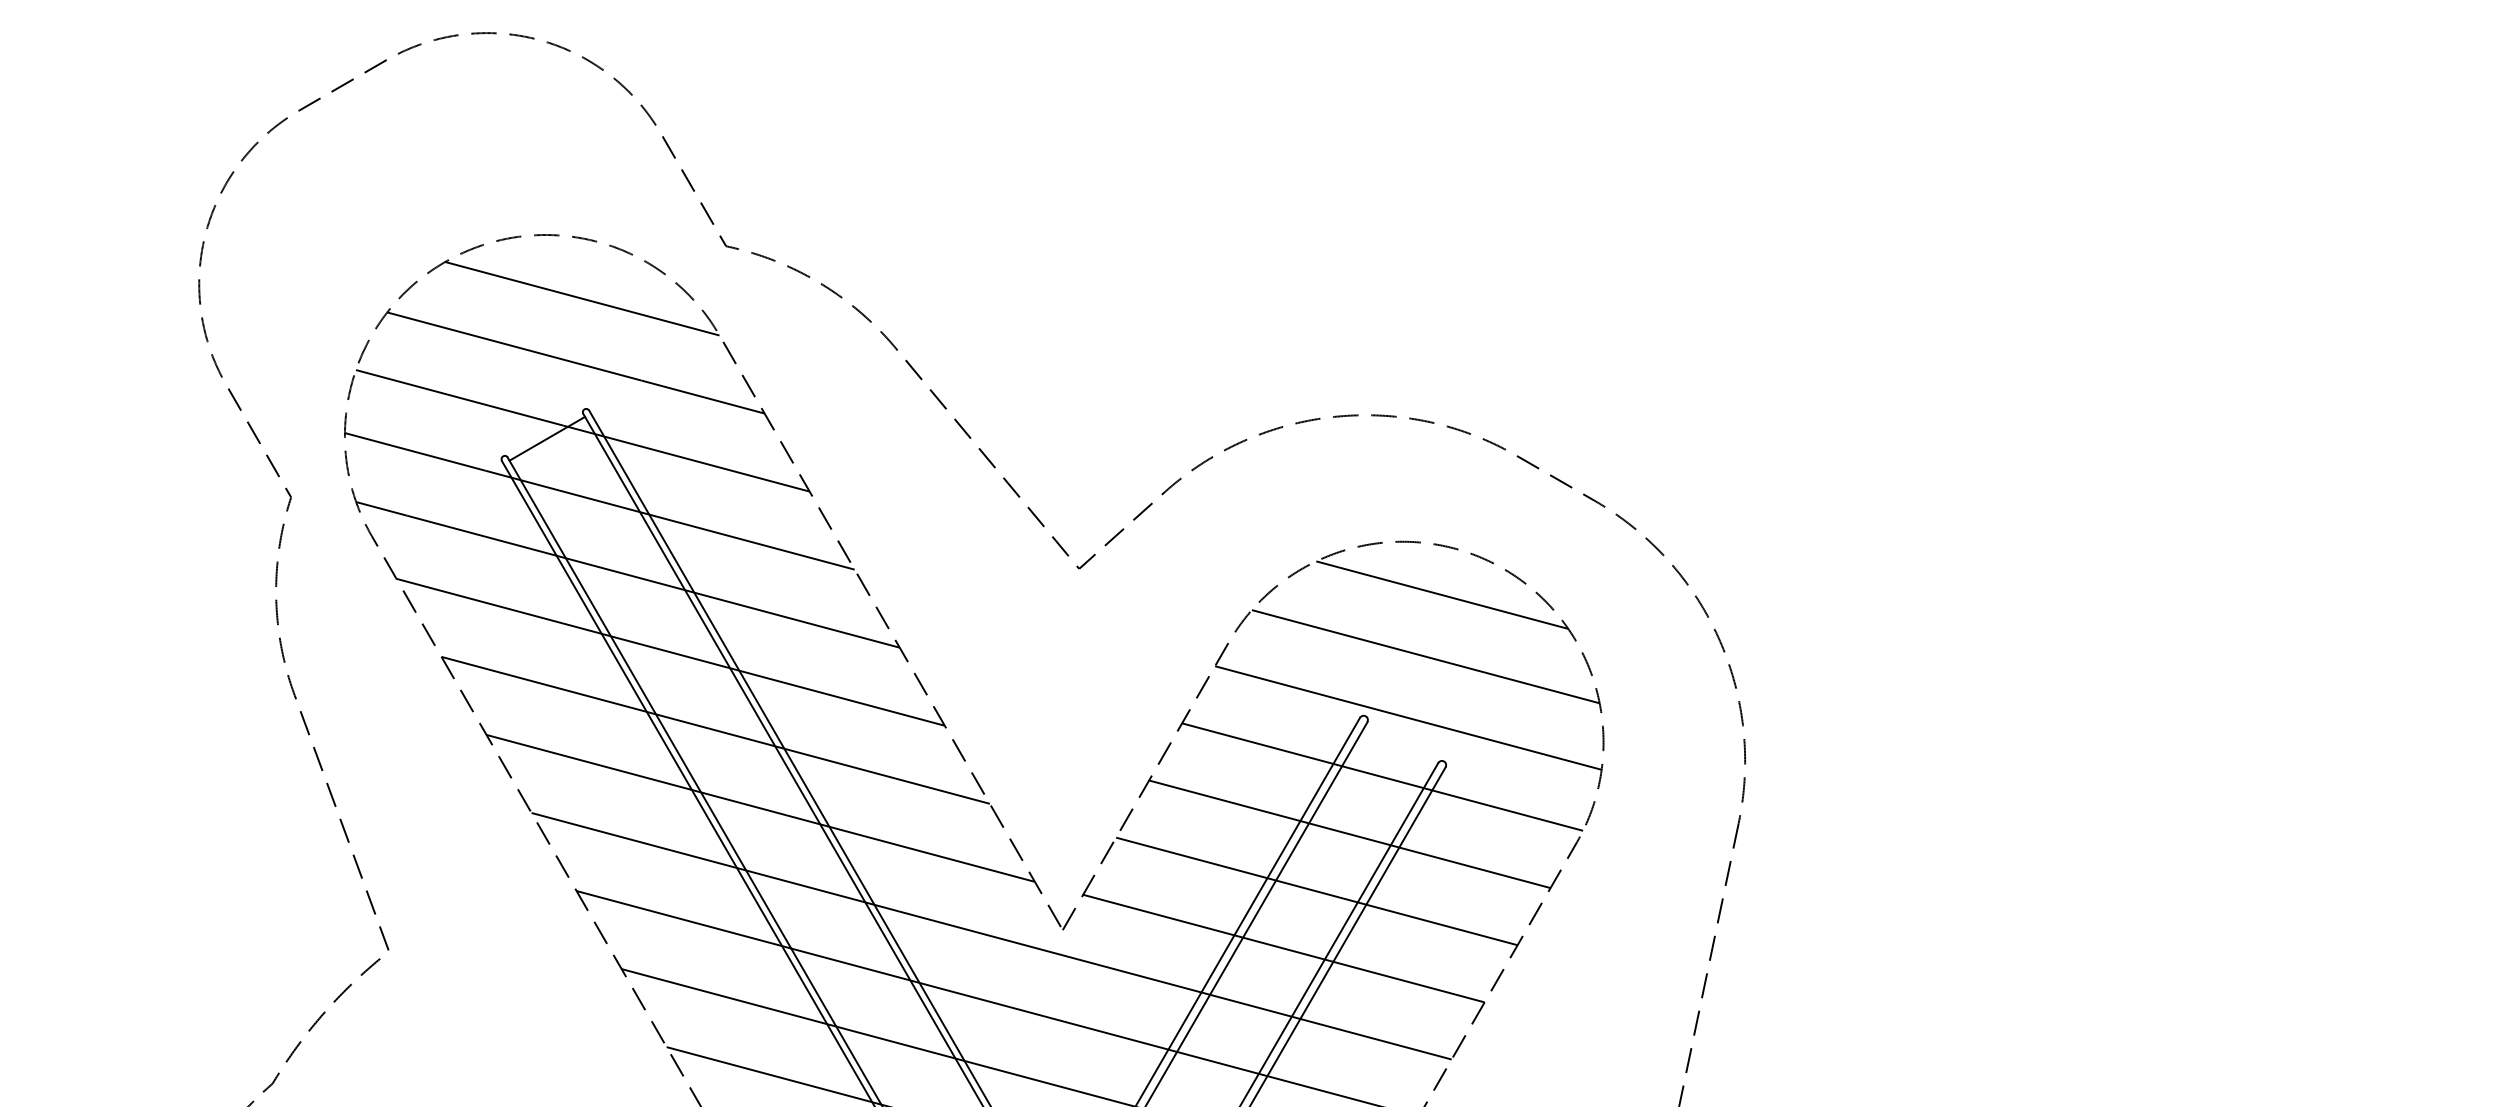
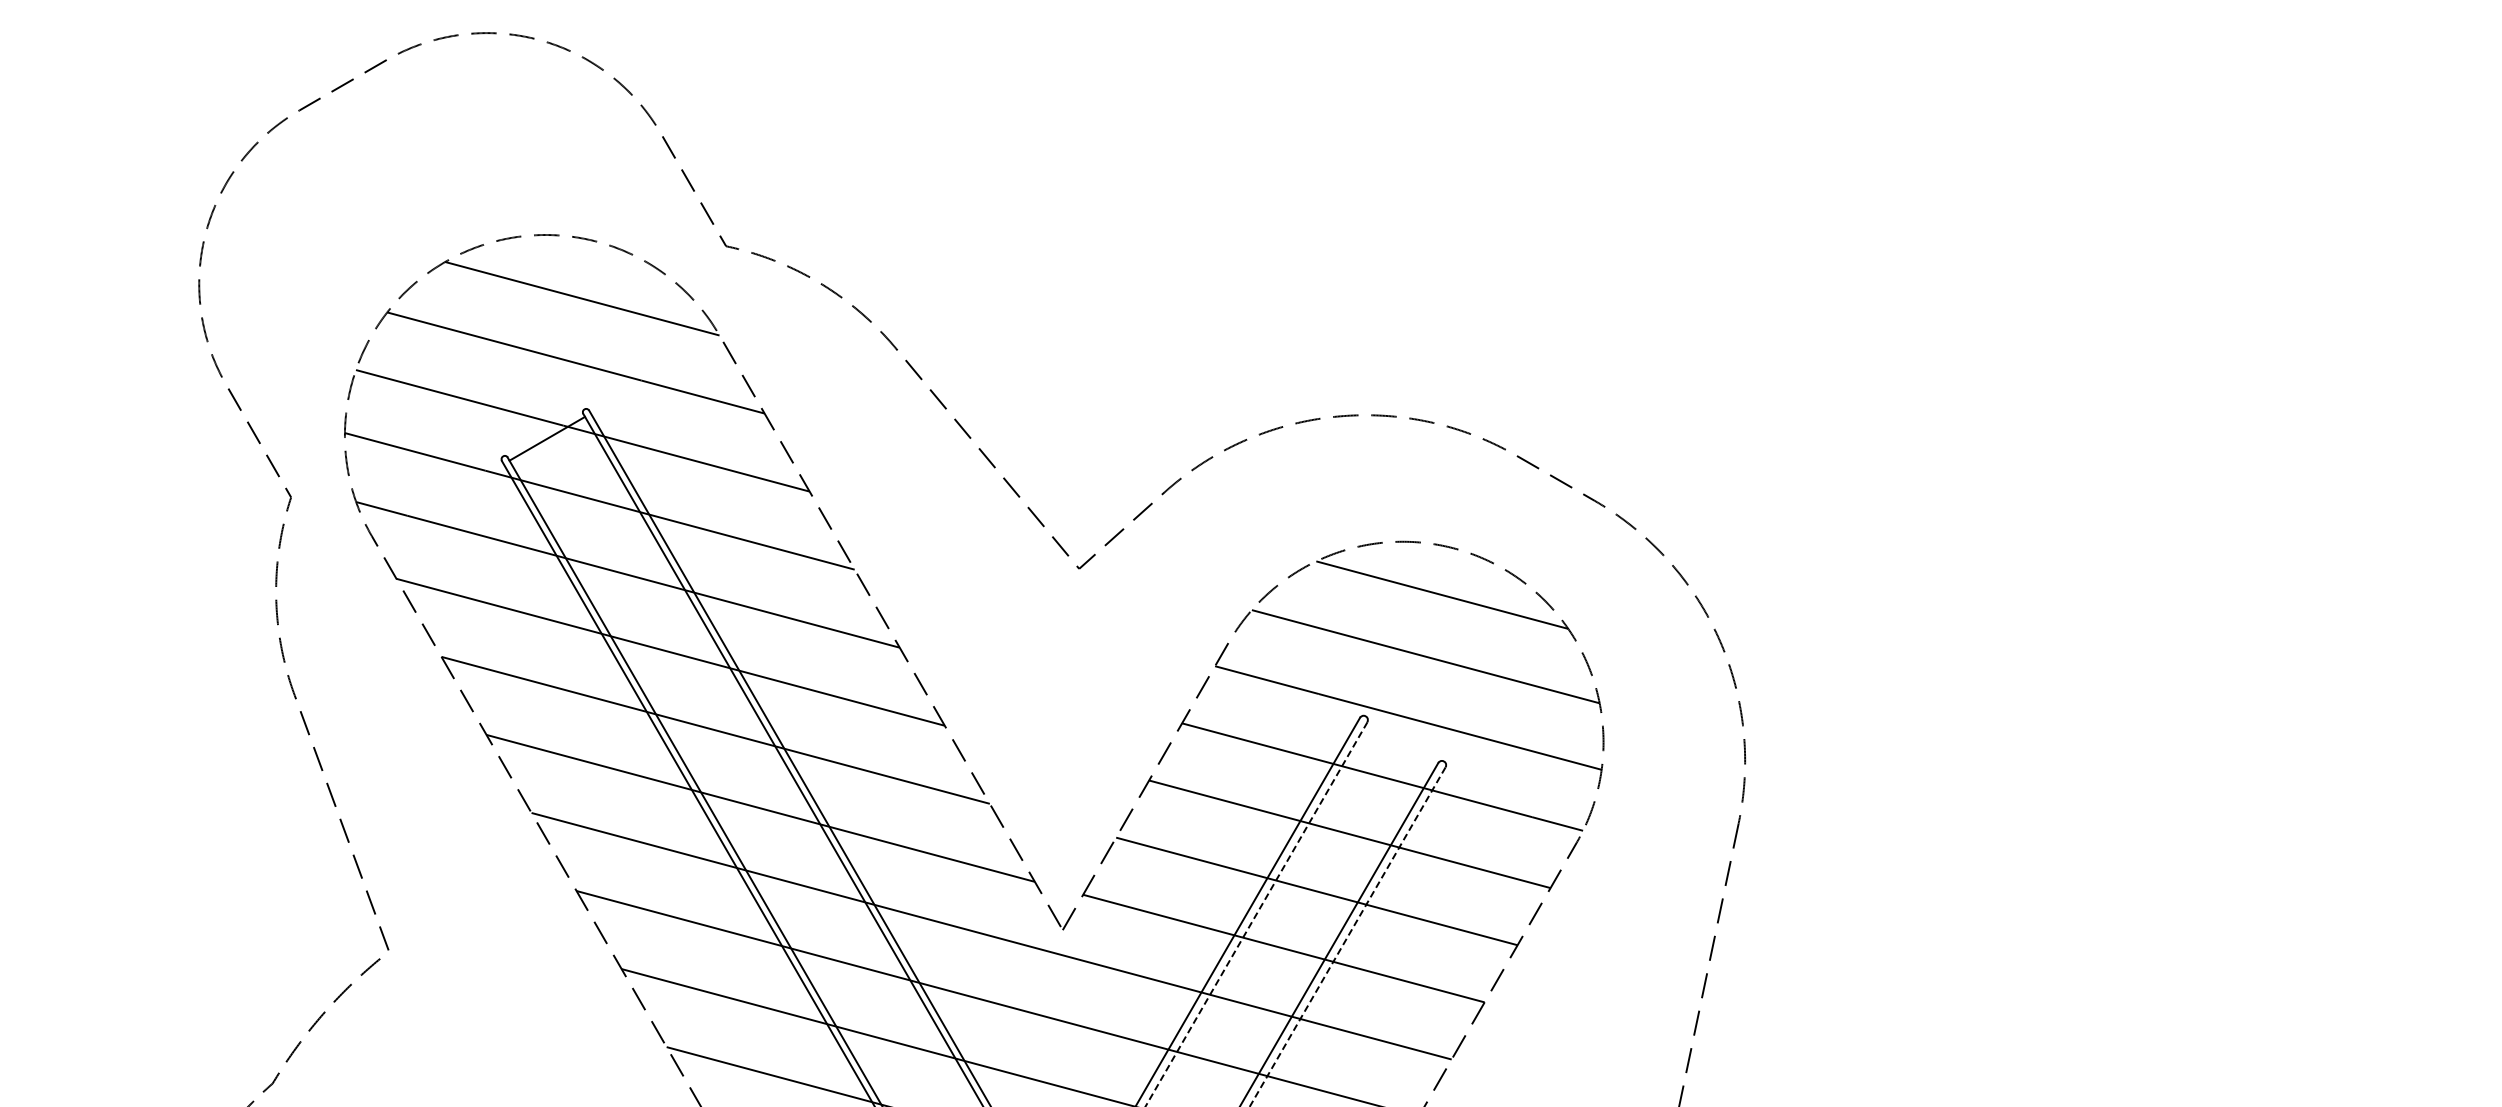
line: solid -> dashed (1256, 914)
line: solid -> dashed (1347, 937)
